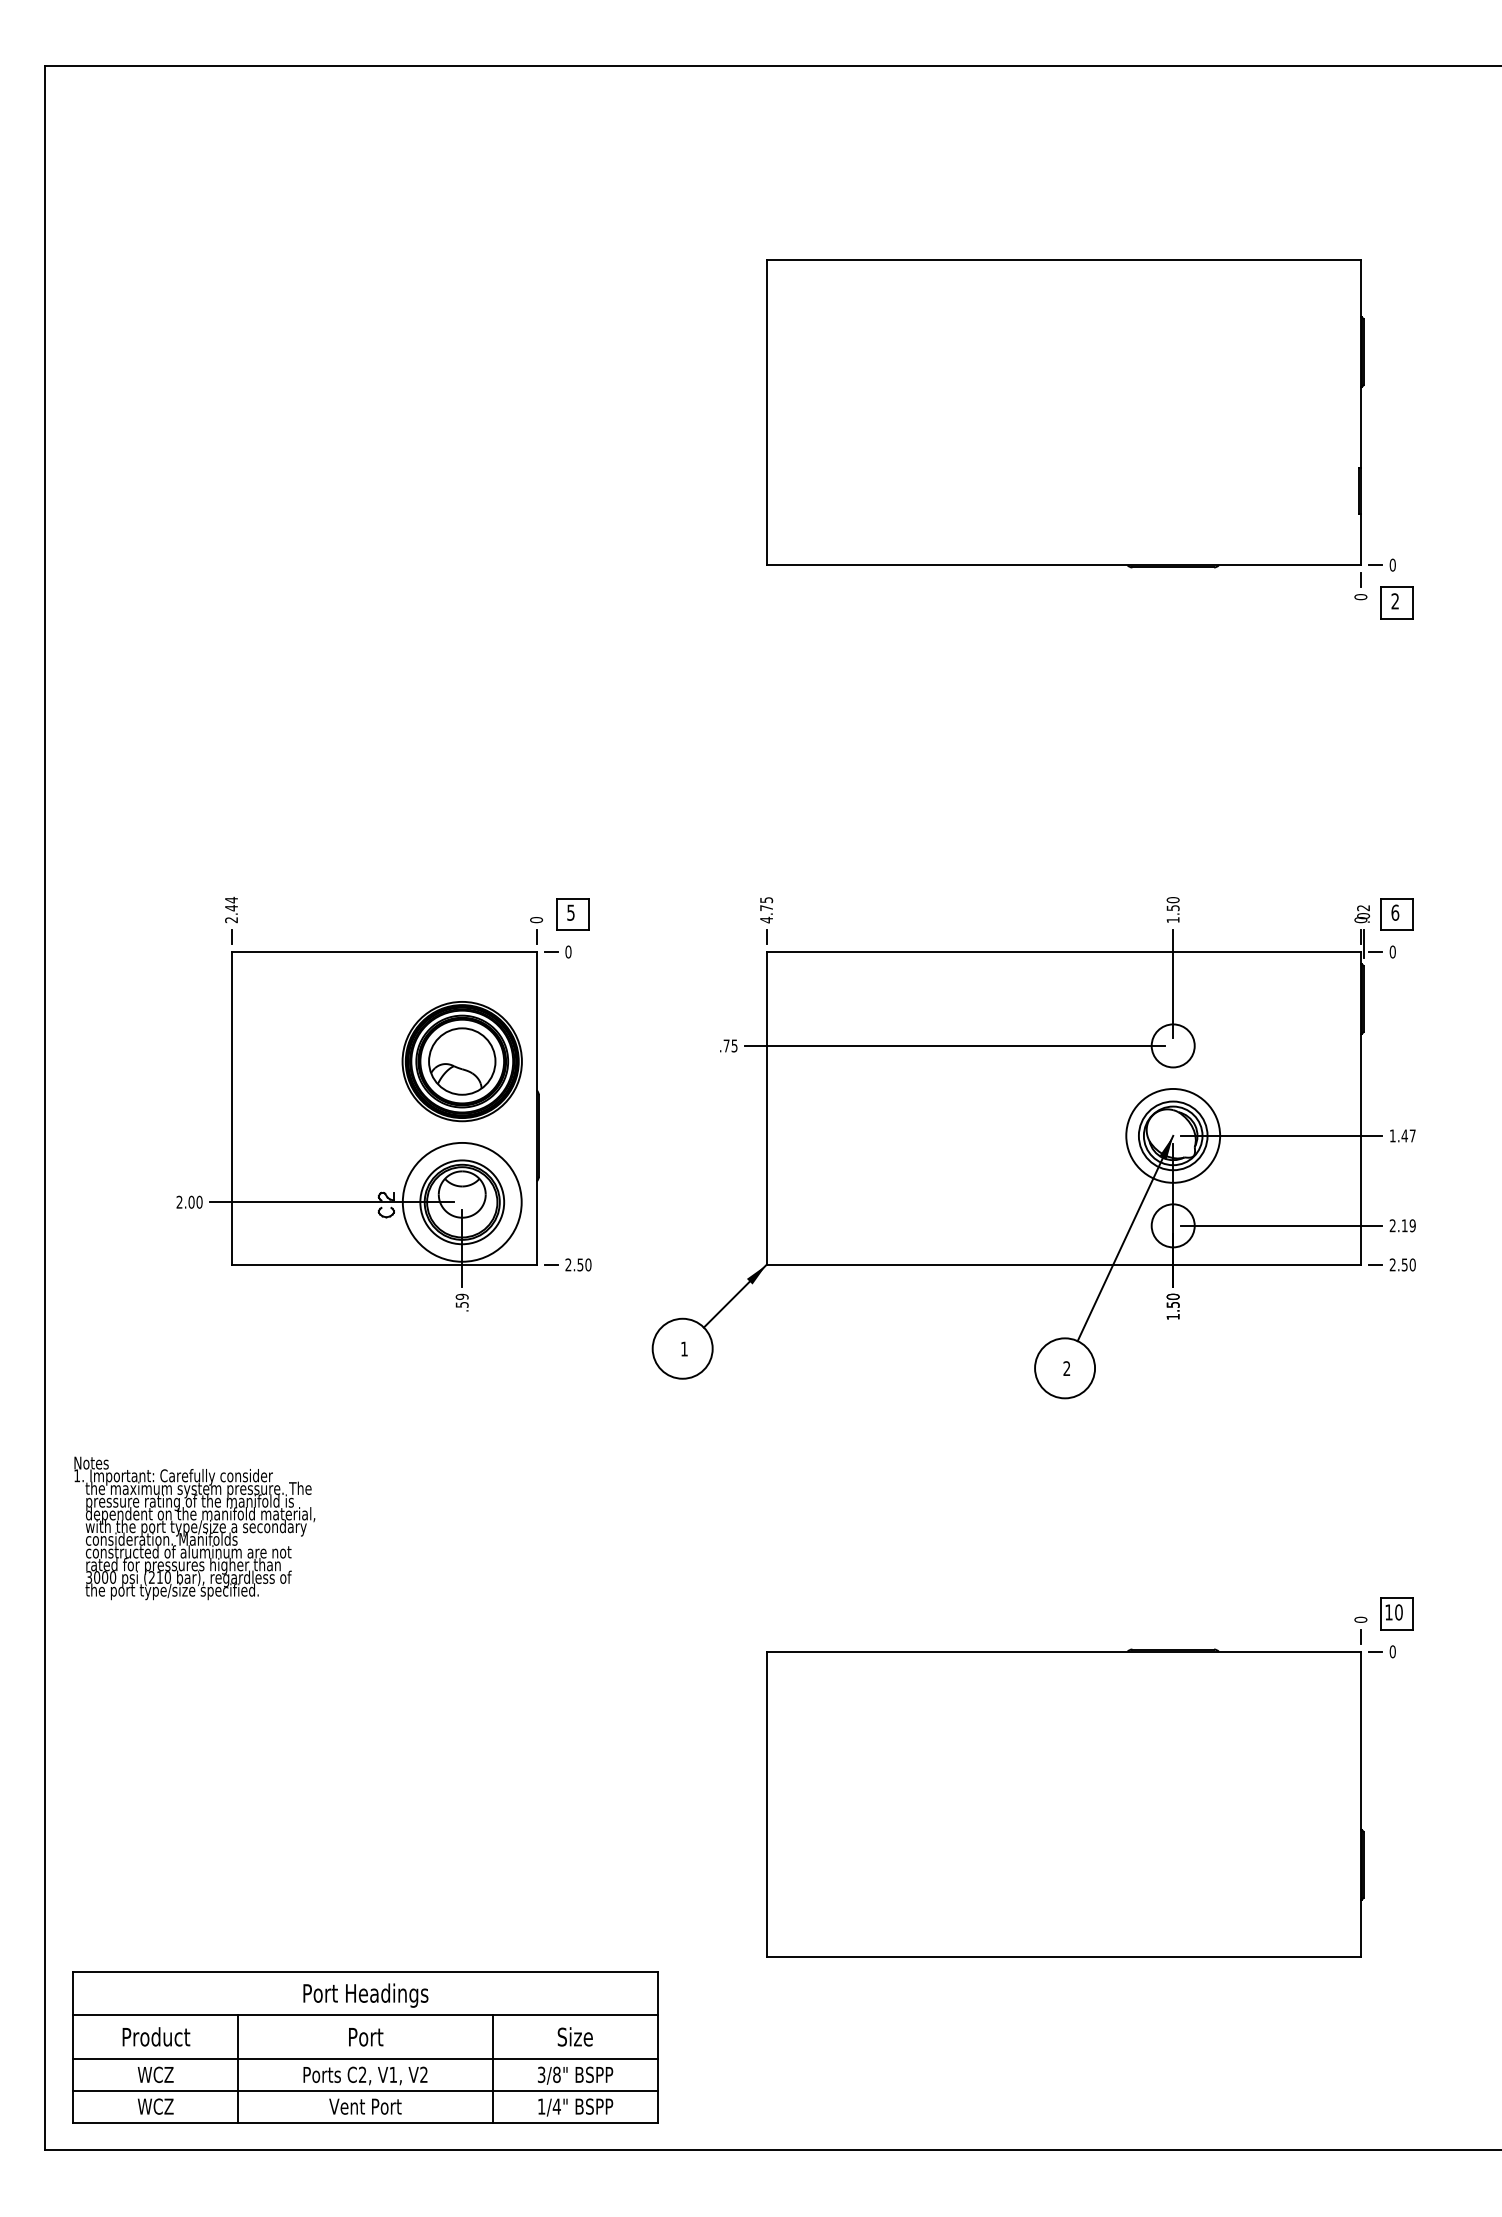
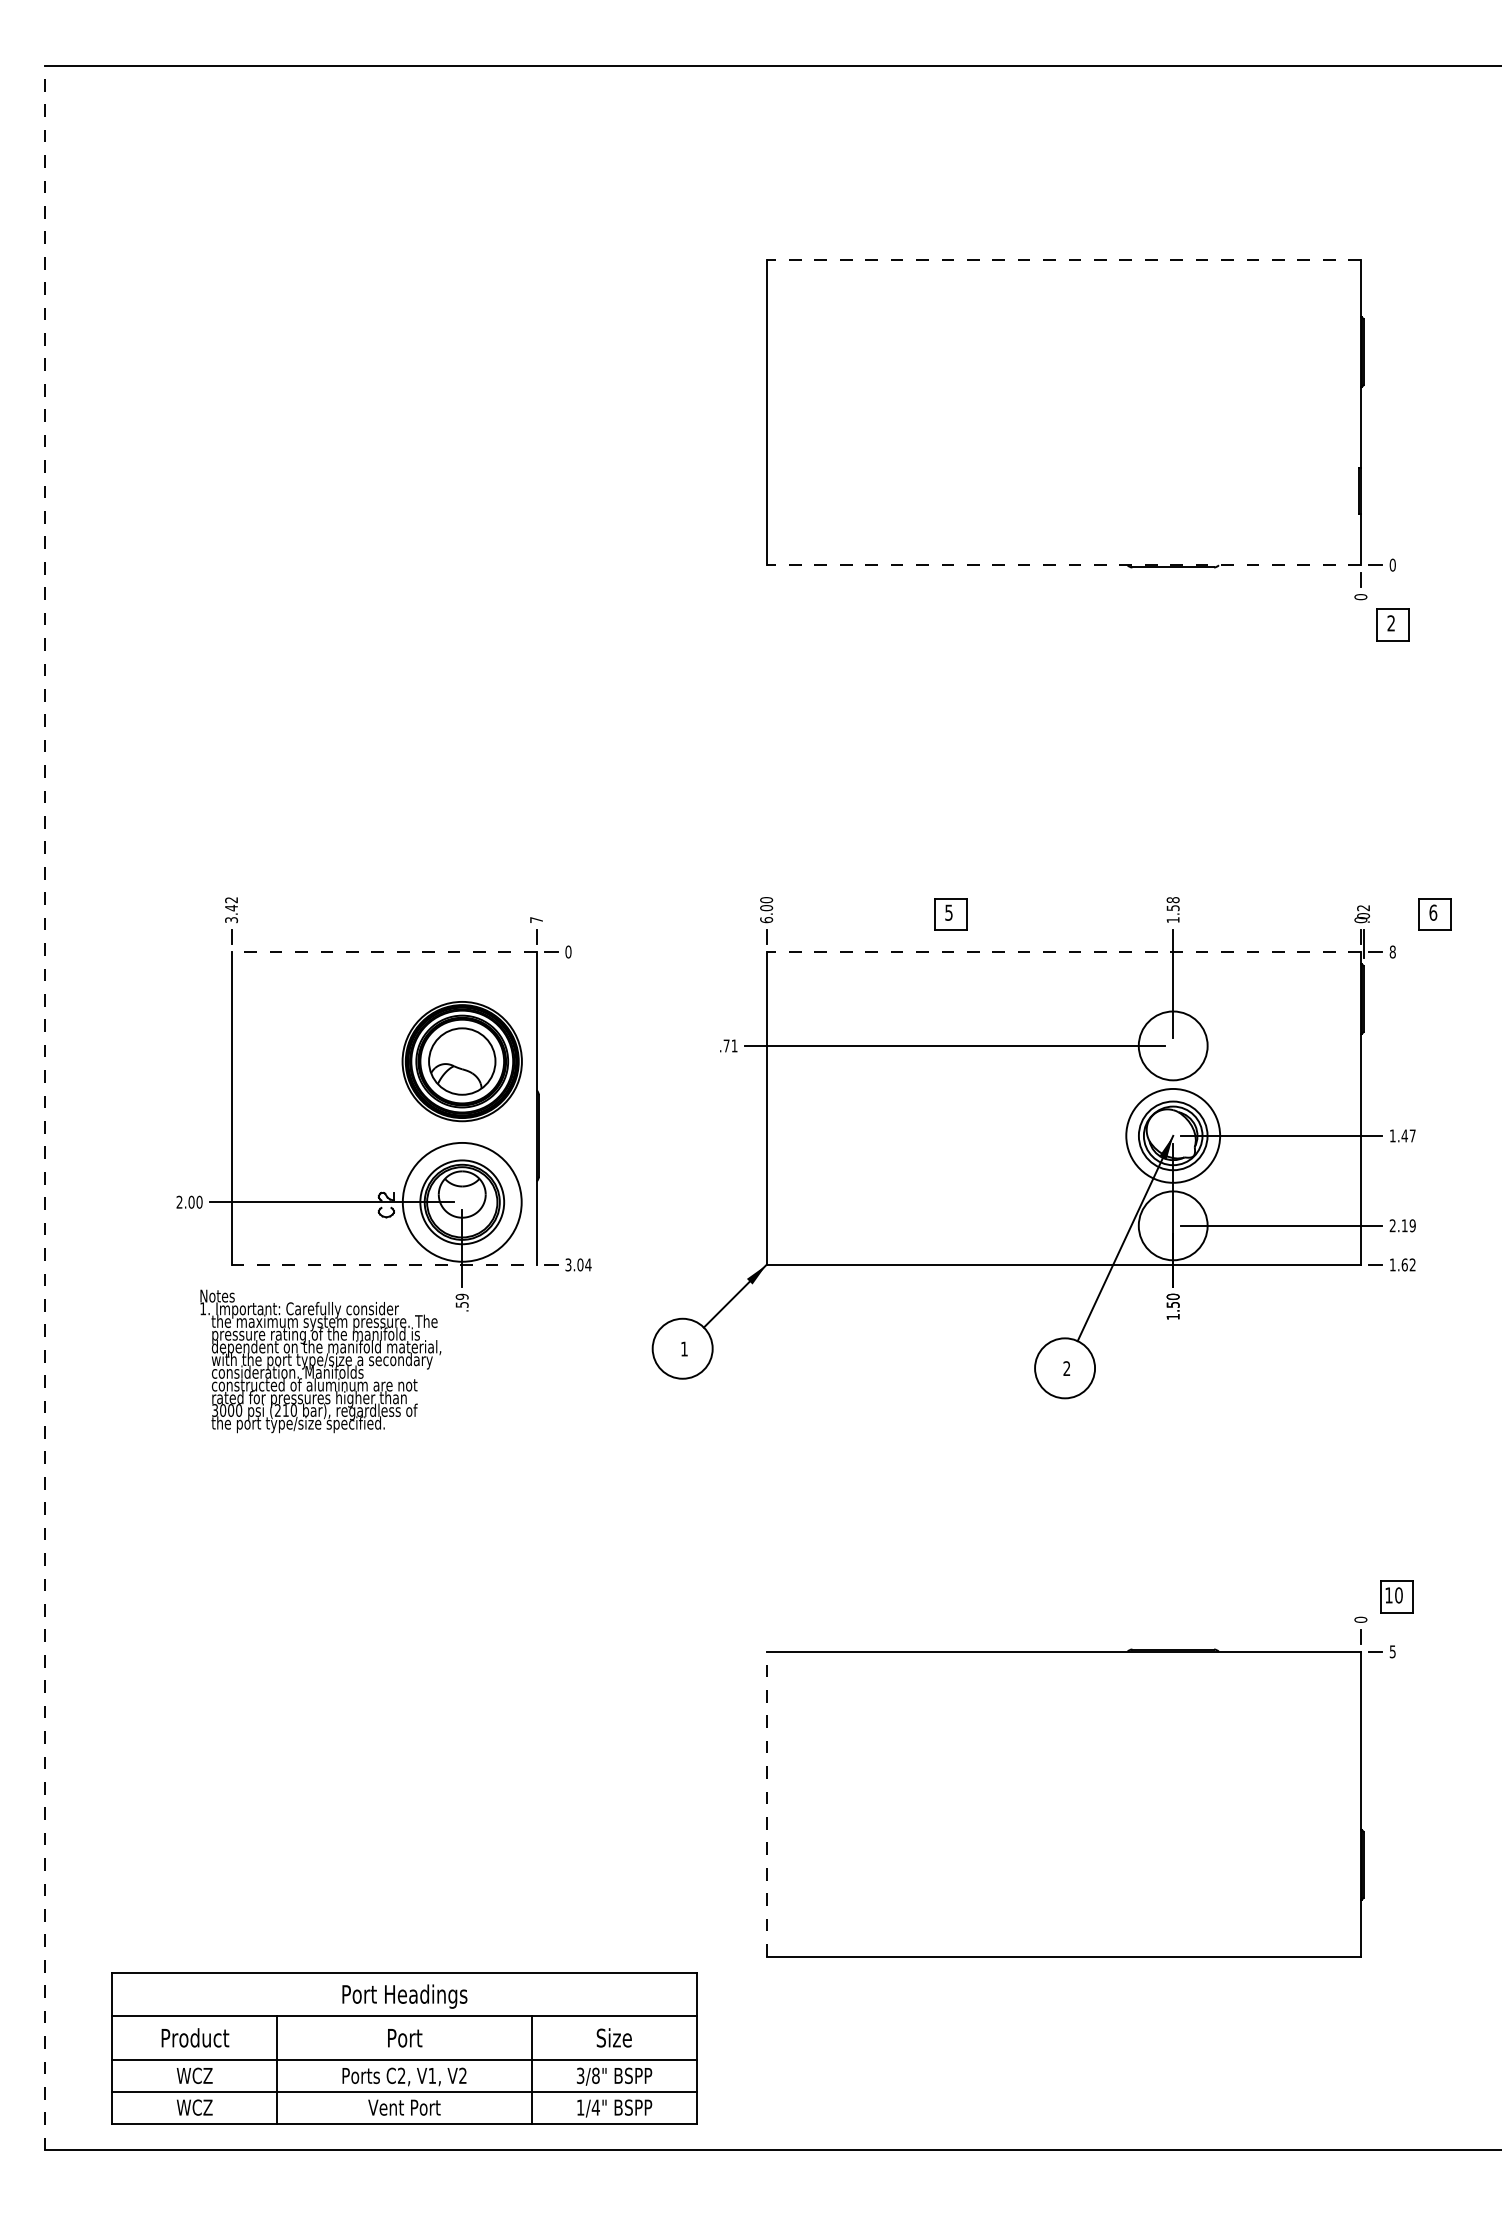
line: solid -> dashed (1063, 260)
line: solid -> dashed (1063, 565)
part position: (1396, 602) -> (1392, 624) (1392, 624)
text: 1.50 -> 1.58 (1173, 900)
text: 2.44 -> 3.42 (231, 909)
text: 4.75 -> 6.00 (766, 910)
part position: (572, 914) -> (950, 914) (950, 914)
part position: (1396, 914) -> (1434, 914) (1434, 914)
text: 0 -> 7 (536, 920)
text: 0 -> 8 (1392, 951)
line: solid -> dashed (384, 952)
line: solid -> dashed (1063, 952)
text: .75 -> .71 (734, 1045)
circle diameter: 43 px -> 69 px (1172, 1045)
line: solid -> dashed (45, 1108)
circle diameter: 43 px -> 69 px (1172, 1225)
line: solid -> dashed (384, 1264)
text: 2.50 -> 3.04 (578, 1264)
text: 2.50 -> 1.62 (1402, 1264)
text position: (194, 1528) -> (320, 1361) (320, 1361)
part position: (1396, 1613) -> (1396, 1596) (1396, 1596)
text: 0 -> 5 (1392, 1651)
line: solid -> dashed (766, 1804)
part position: (365, 2047) -> (404, 2048) (404, 2048)
